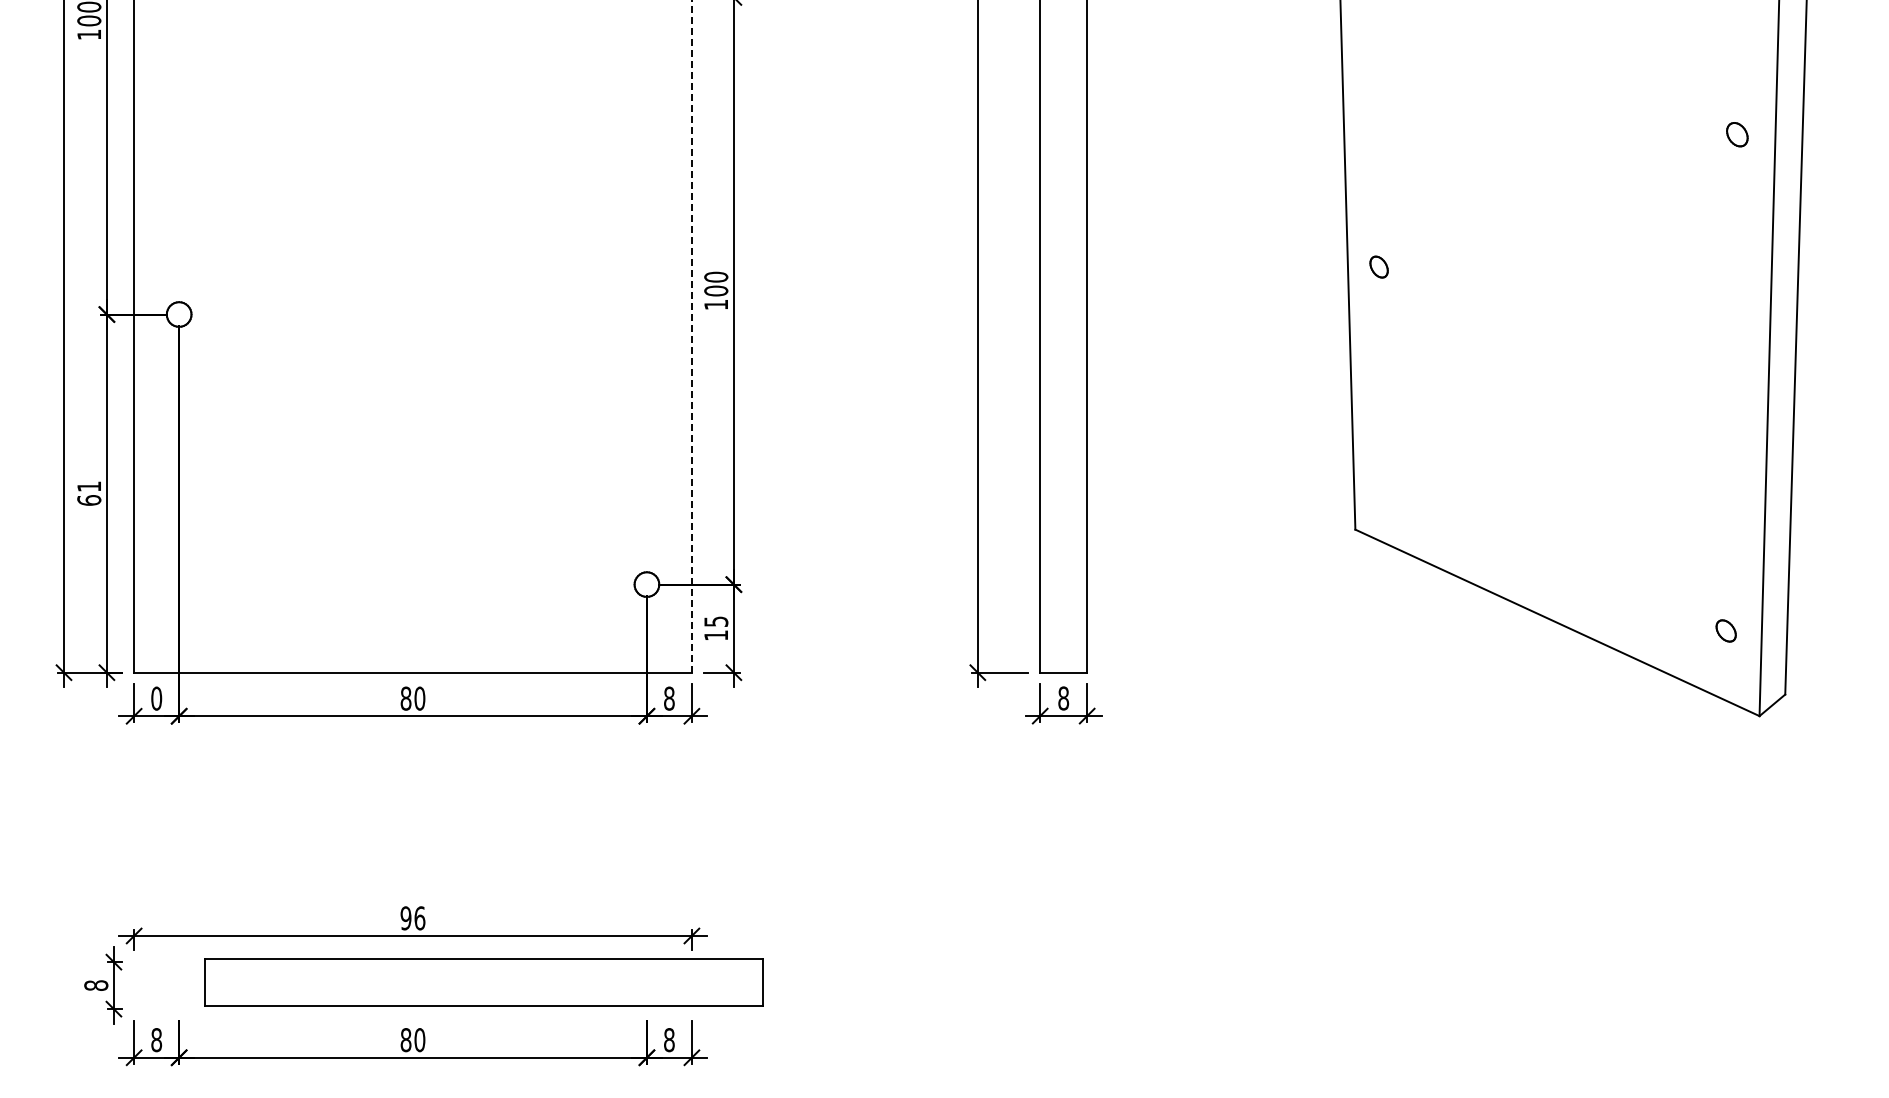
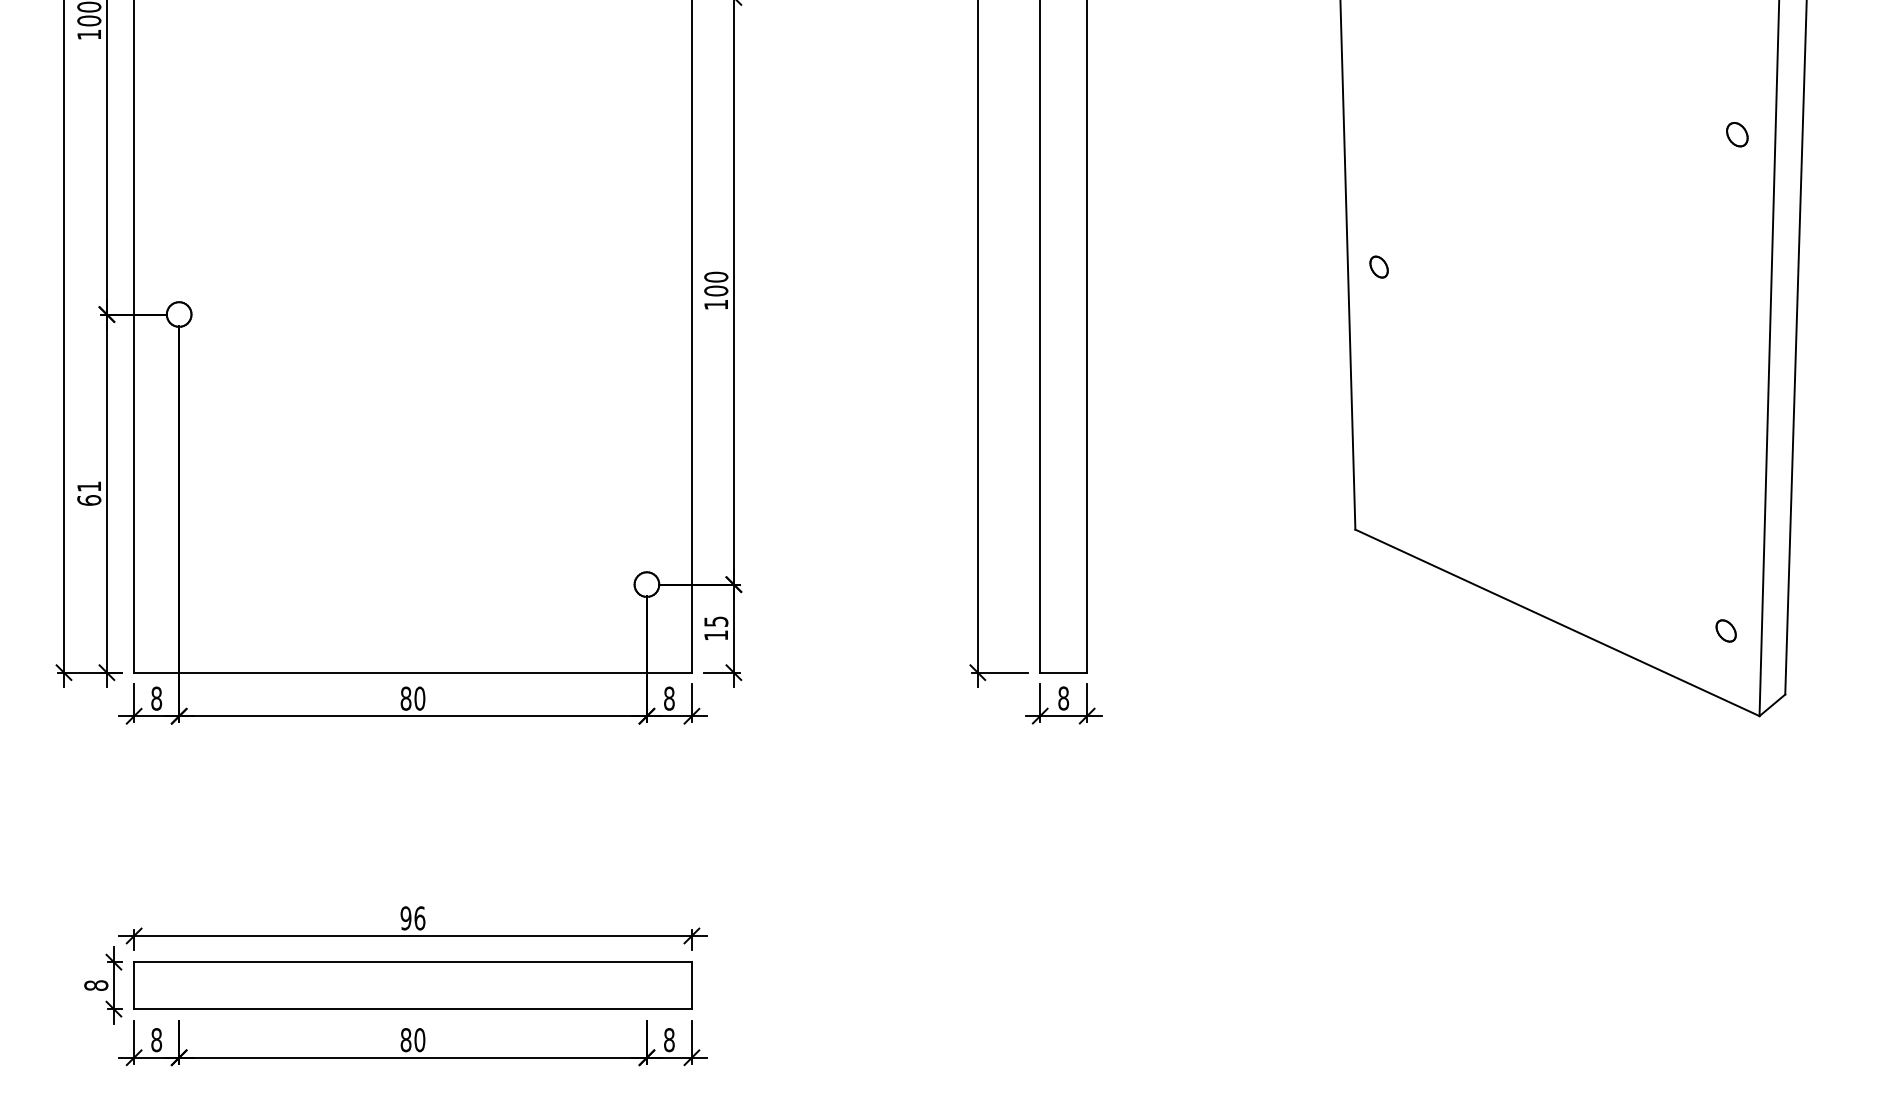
line: dashed -> solid (691, 336)
text: 0 -> 8 (156, 698)
part position: (483, 982) -> (412, 985) (412, 985)
